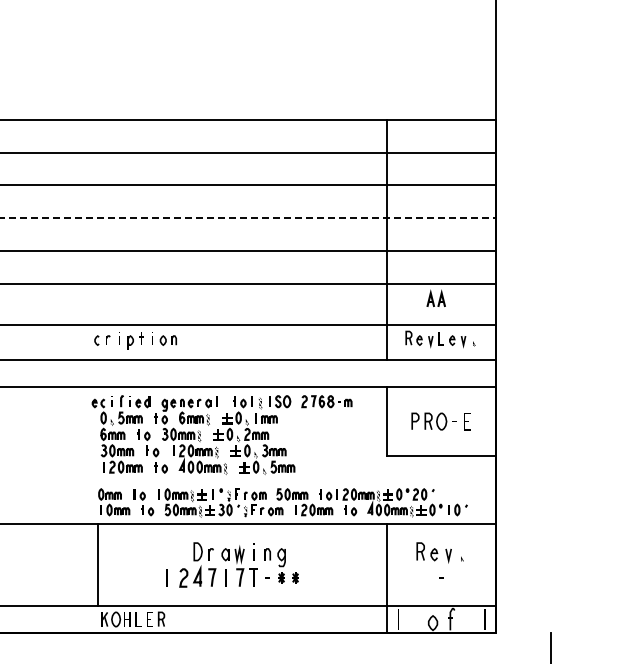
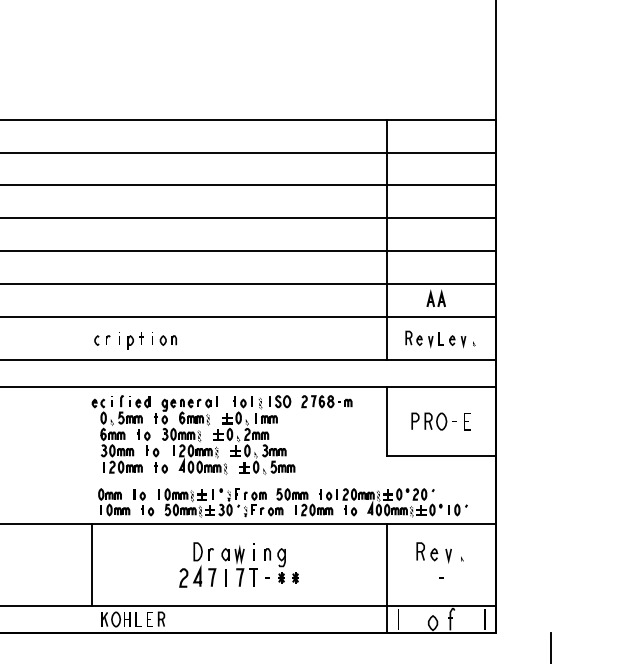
line: dashed -> solid (248, 218)
line position: (249, 324) -> (249, 316) (249, 316)
line position: (98, 564) -> (92, 564) (92, 564)
line: present -> none (166, 577)
